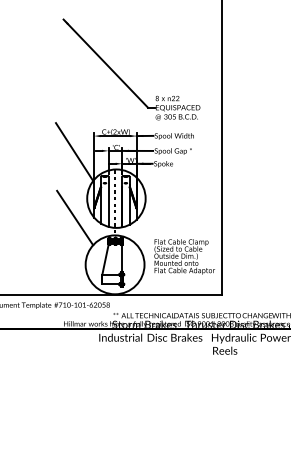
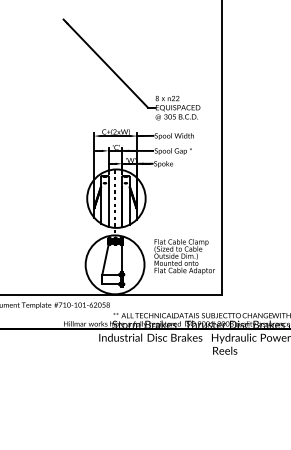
line: present -> none (74, 151)
line: present -> none (75, 217)
